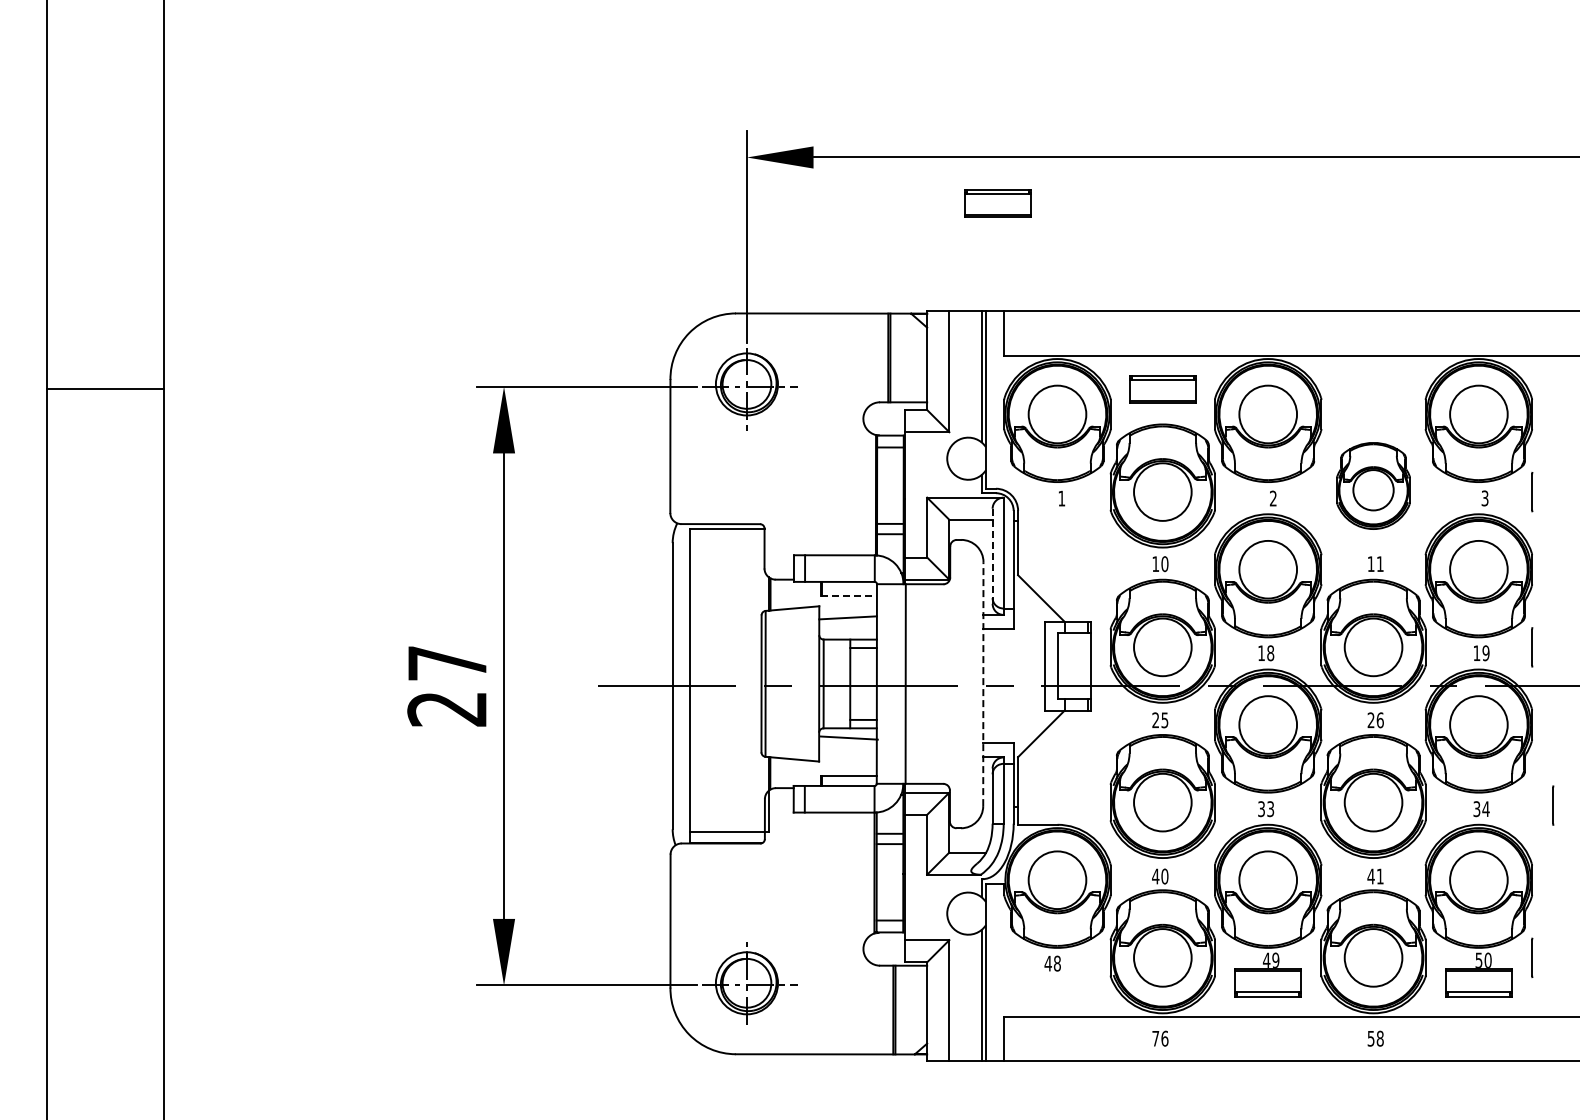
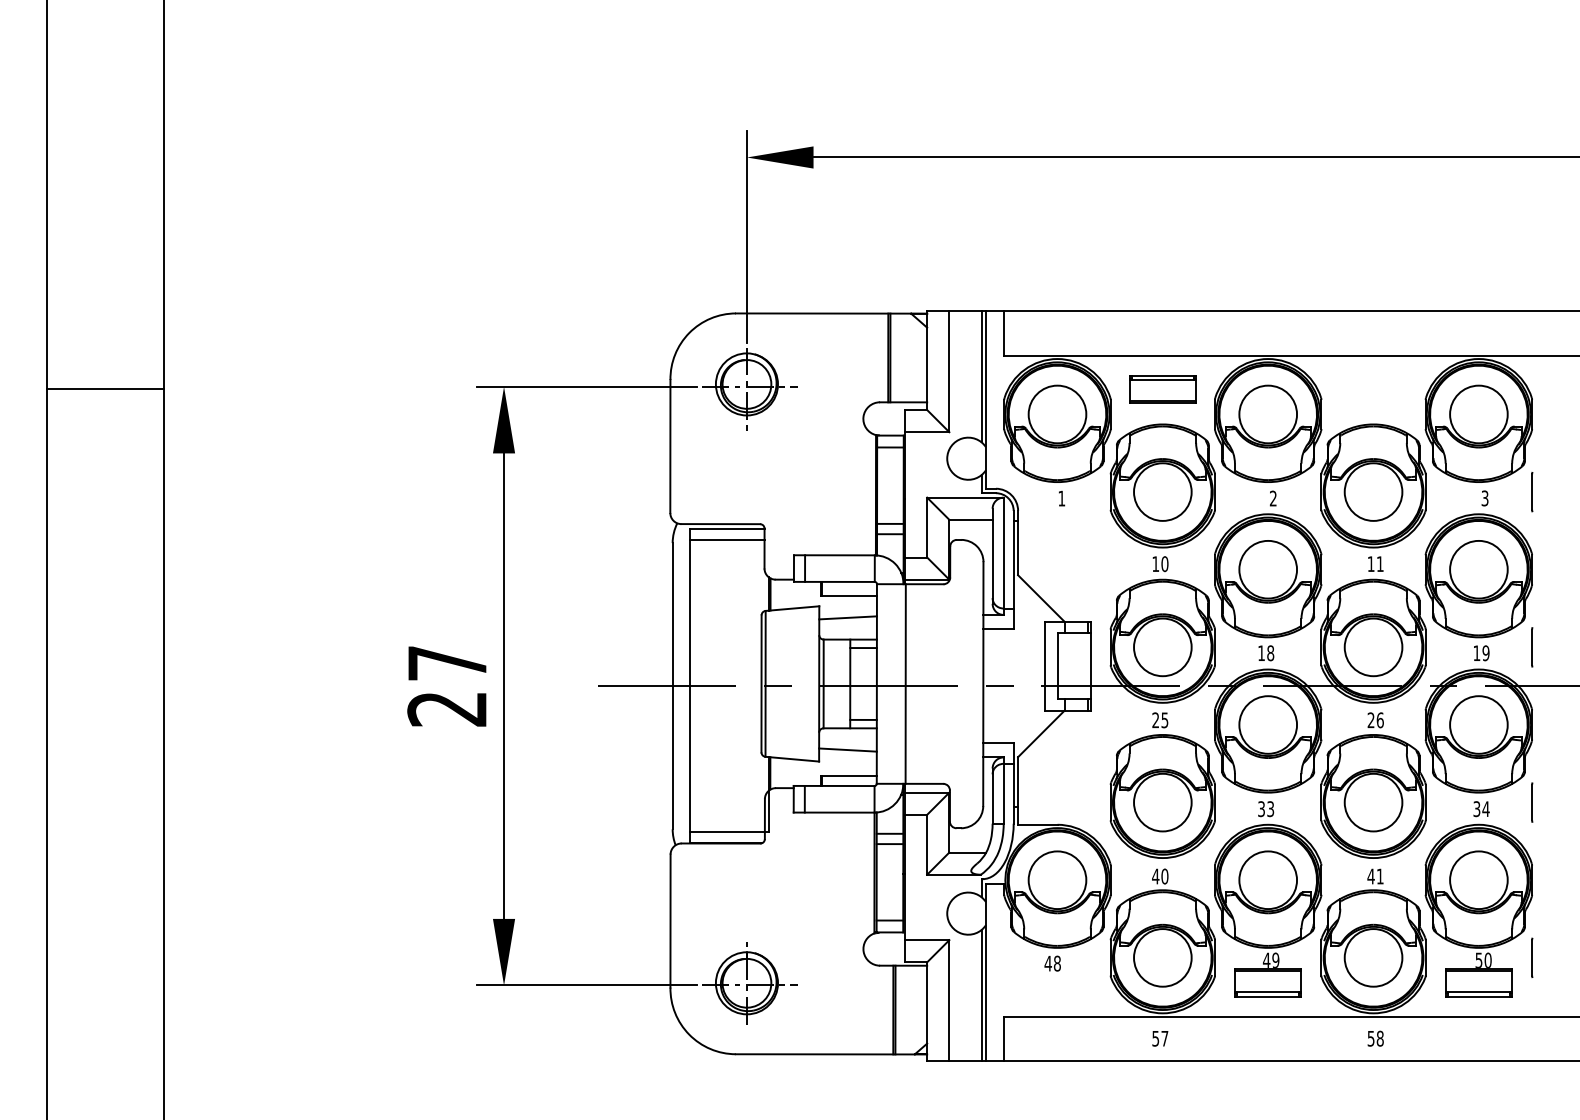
part: present -> none (997, 203)
part size: 75x88 px -> 107x126 px (1373, 485)
line: none -> present (727, 540)
line: dashed -> solid (992, 556)
line: dashed -> solid (849, 596)
line: dashed -> solid (983, 684)
line position: (848, 737) -> (847, 749) (847, 749)
line position: (1553, 805) -> (1532, 802) (1532, 802)
text: 76 -> 57 (1160, 1038)
